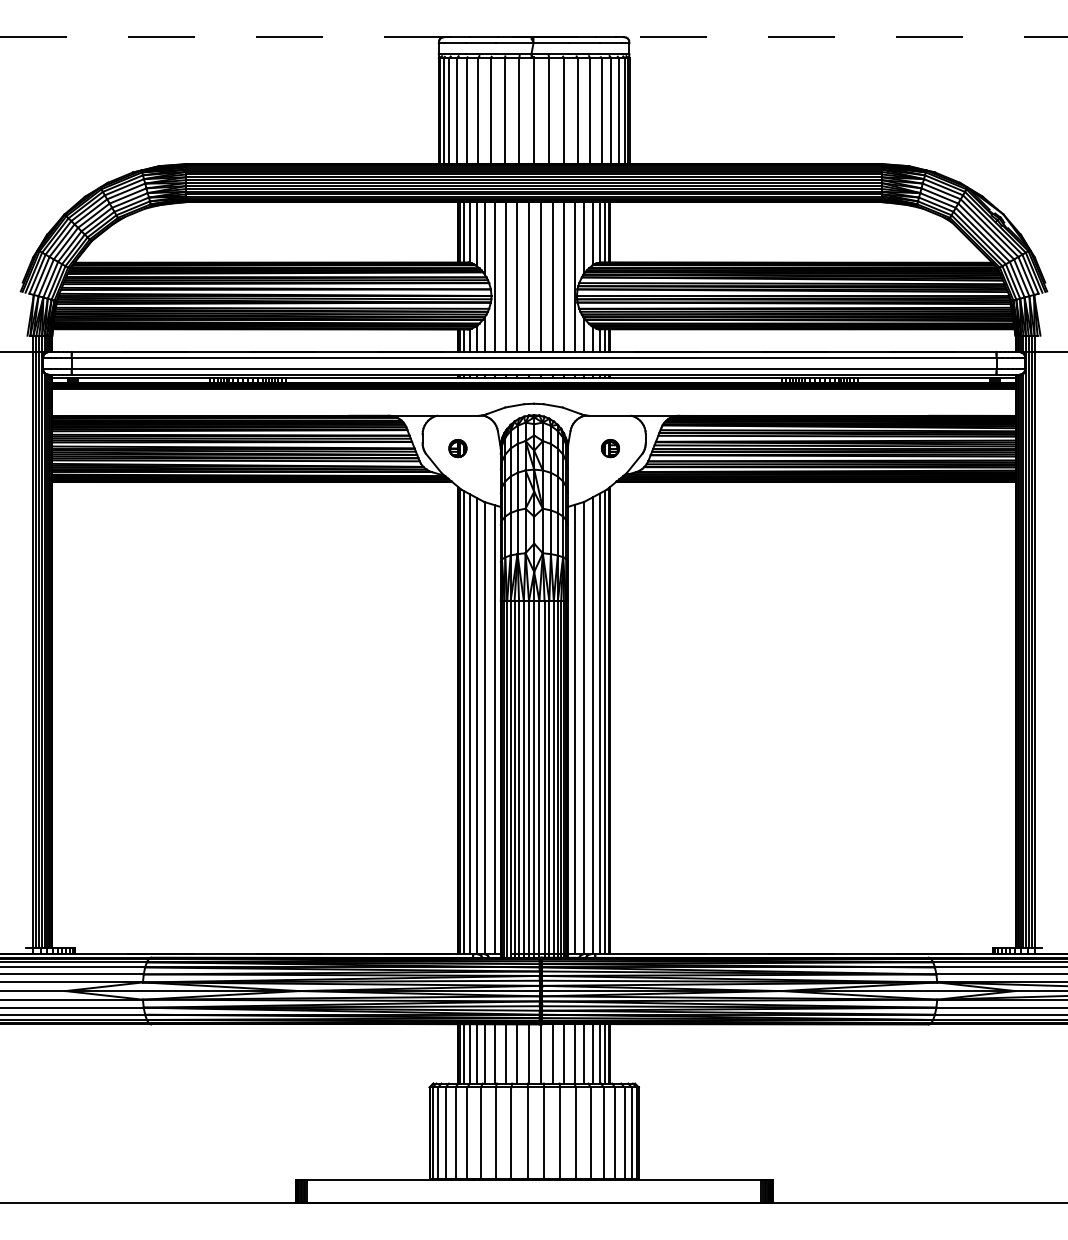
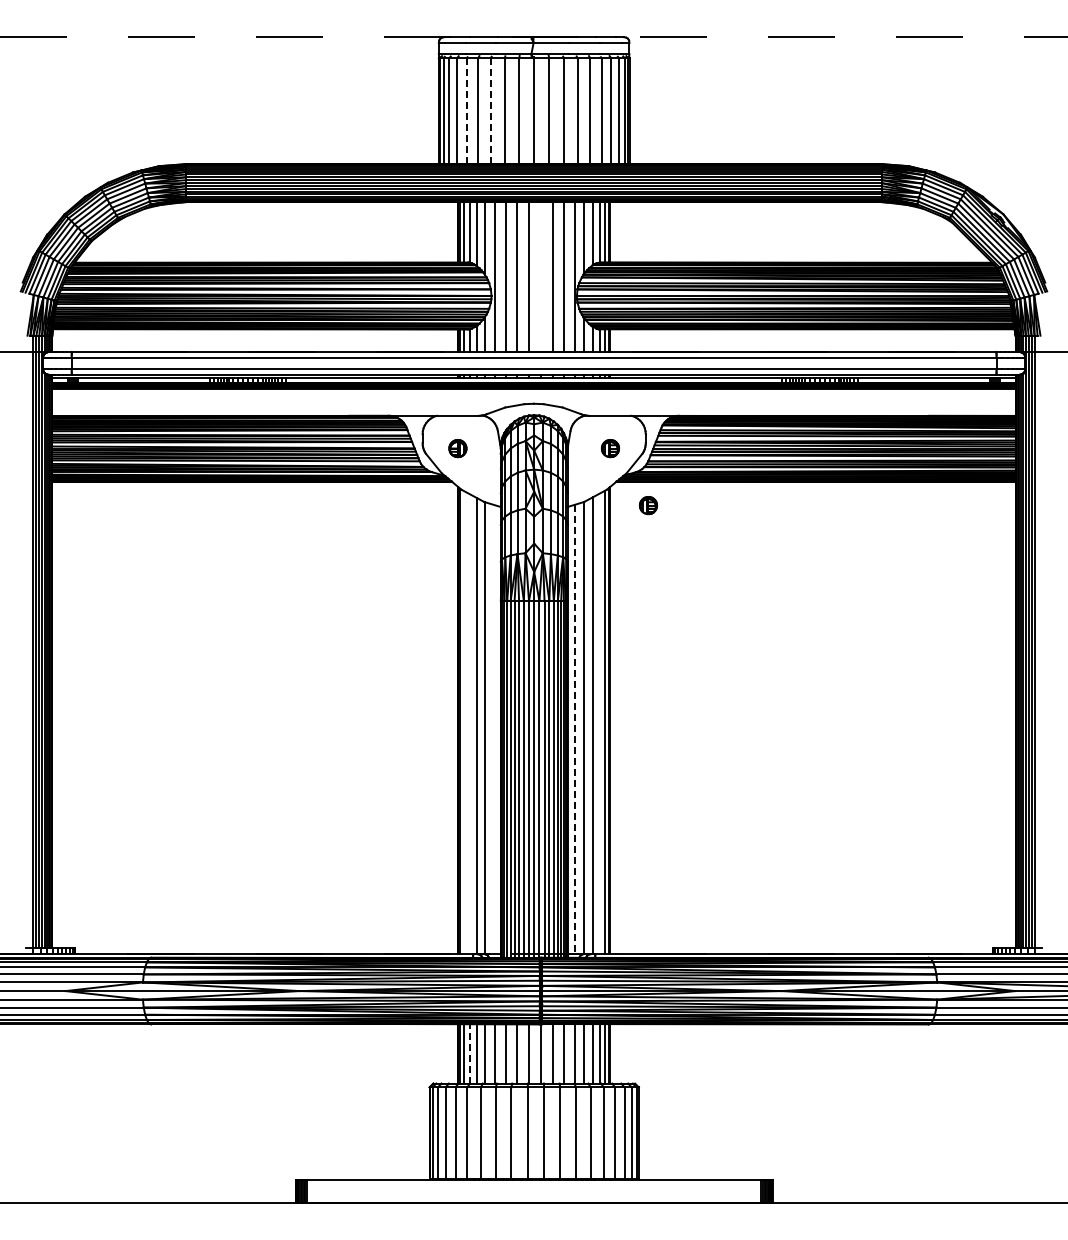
line: solid -> dashed (466, 111)
line: solid -> dashed (490, 111)
line: present -> none (540, 276)
part: none -> present (648, 505)
line: present -> none (463, 722)
line: present -> none (599, 723)
line: present -> none (469, 724)
line: present -> none (494, 729)
line: solid -> dashed (574, 729)
line: solid -> dashed (469, 1054)
